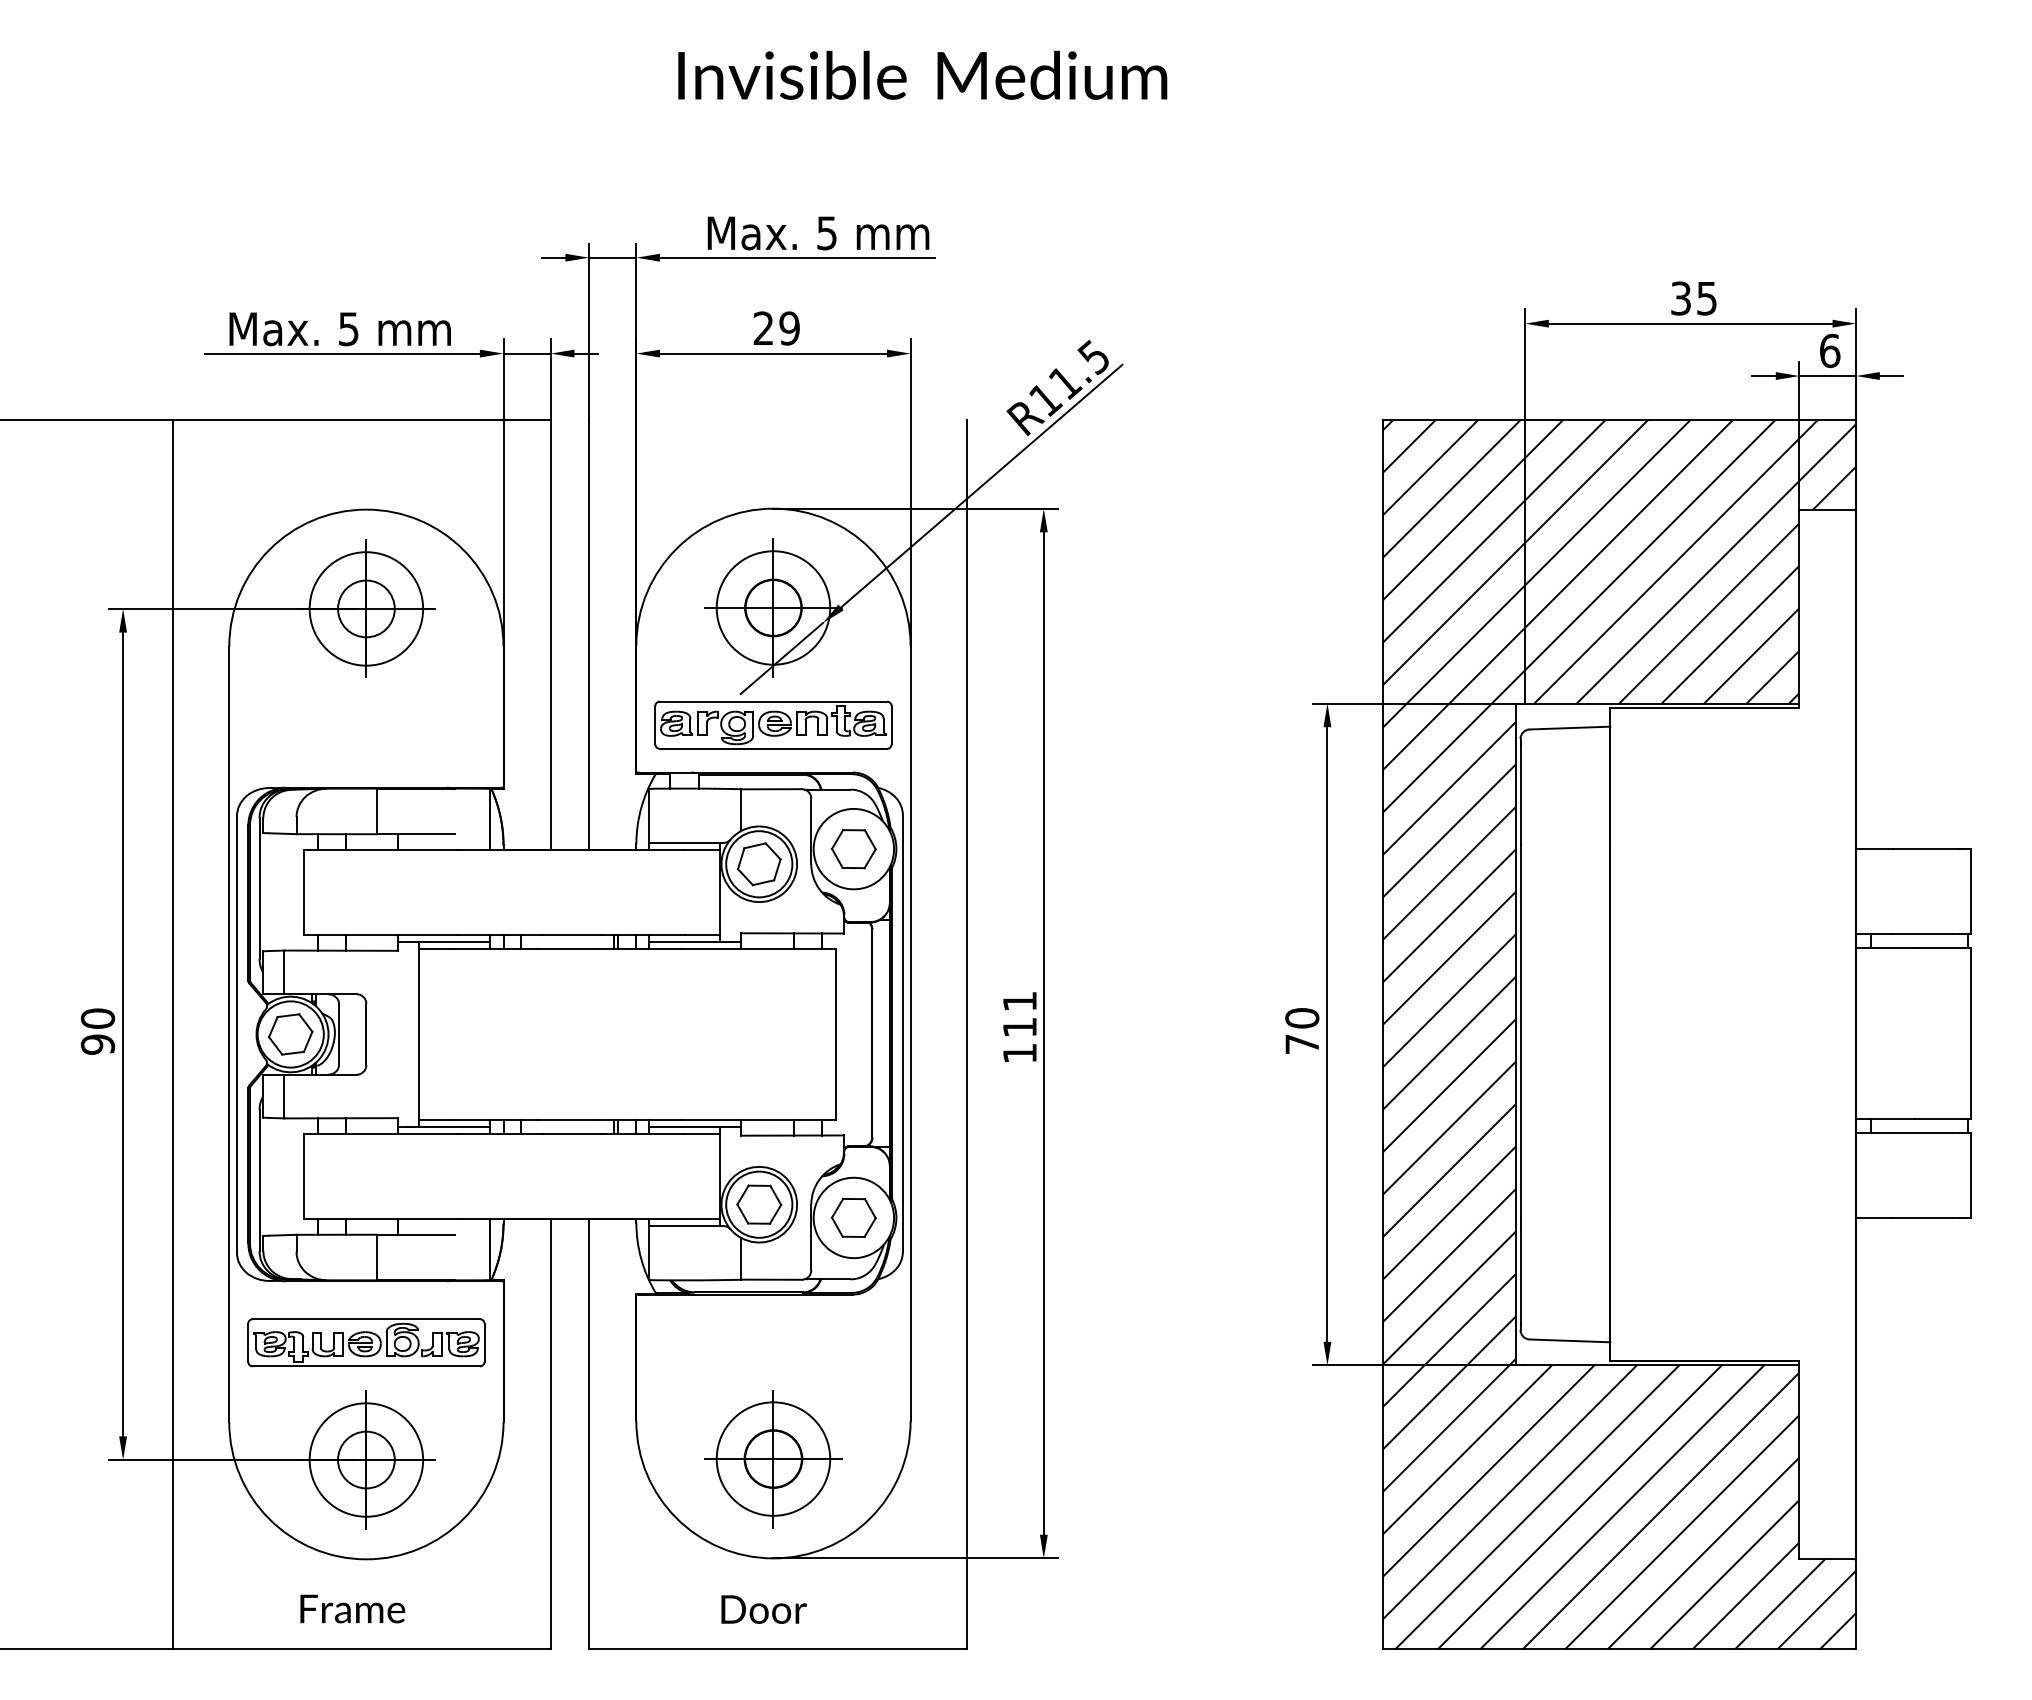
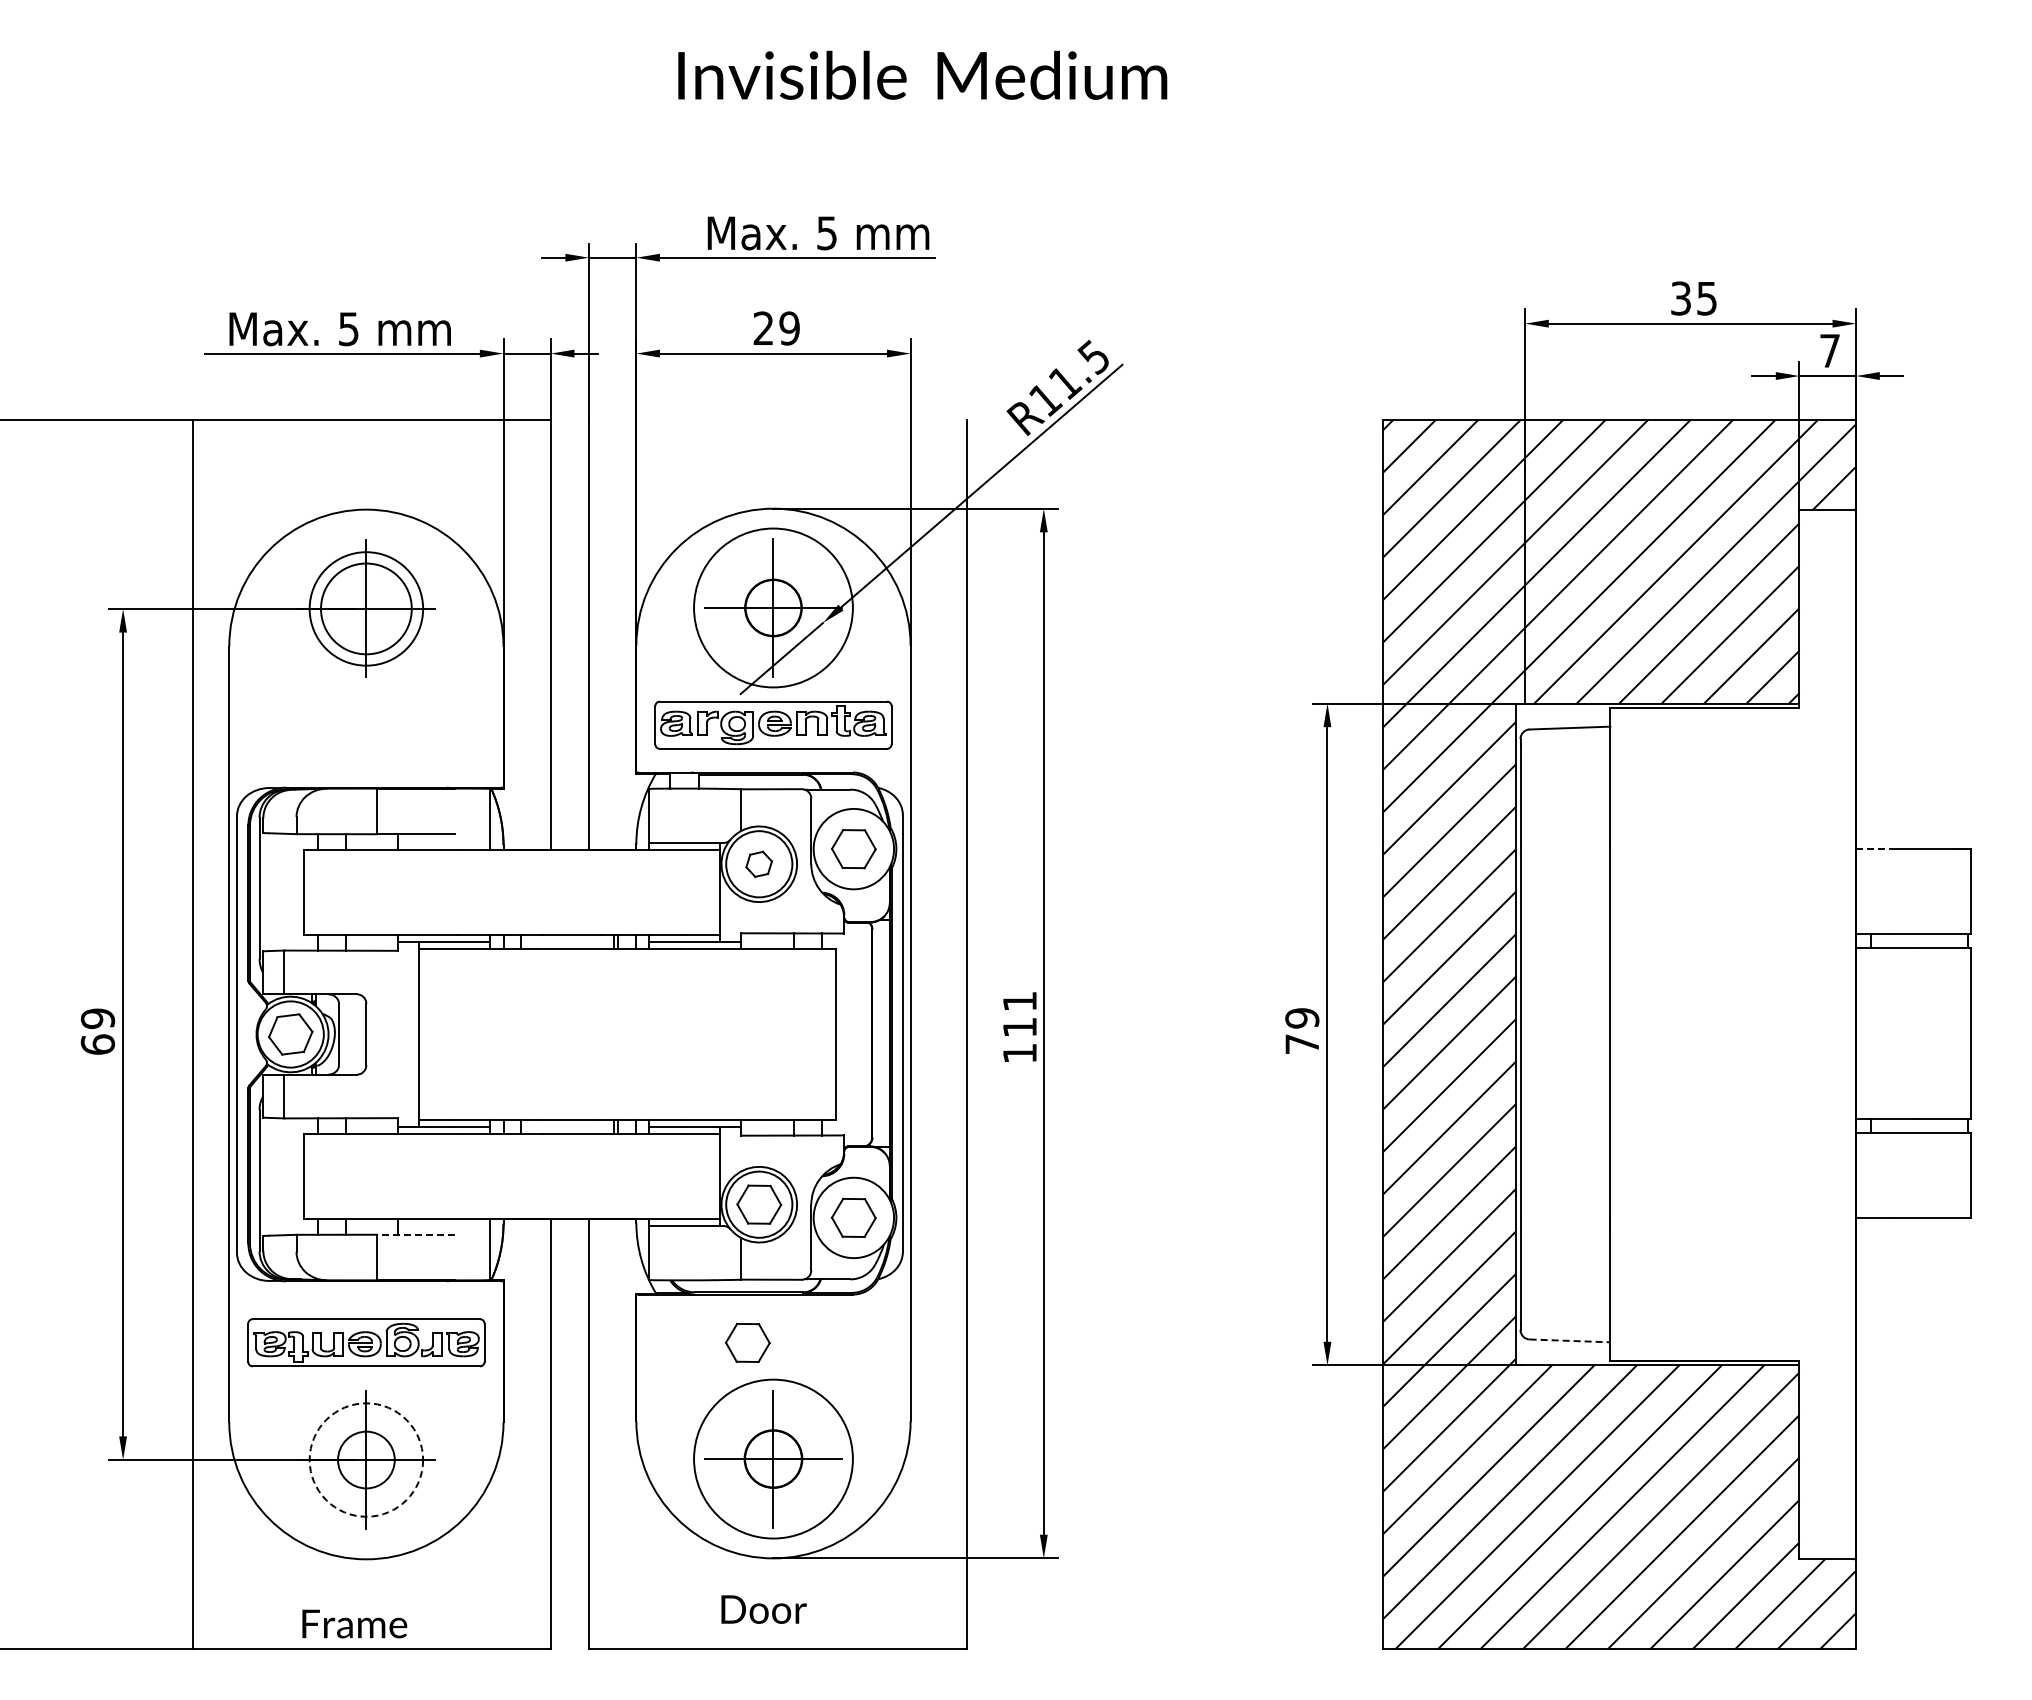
text: 6 -> 7 (1830, 350)
circle diameter: 113 px -> 159 px (773, 607)
circle diameter: 57 px -> 91 px (366, 608)
line: solid -> dashed (1874, 849)
part size: 46x45 px -> 28x28 px (758, 863)
text: 70 -> 79 (1302, 1018)
text: 90 -> 69 (97, 1031)
line position: (172, 1034) -> (192, 1034) (192, 1034)
line: solid -> dashed (416, 1234)
line: solid -> dashed (1570, 1340)
part: none -> present (747, 1342)
circle diameter: 113 px -> 159 px (773, 1458)
circle: solid -> dashed (366, 1459)
text position: (352, 1608) -> (354, 1623) (354, 1623)
